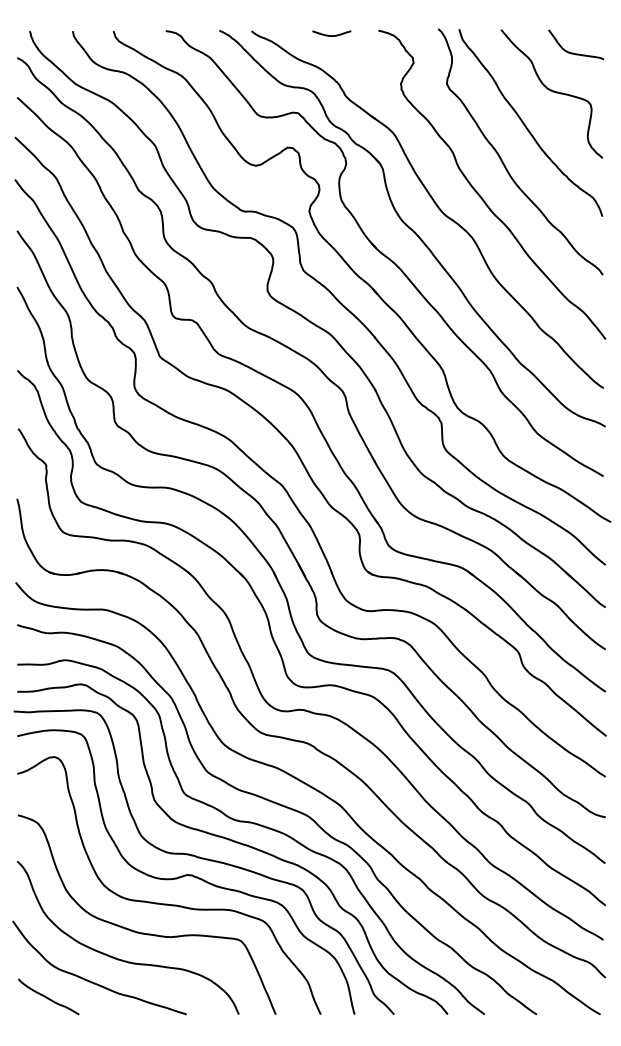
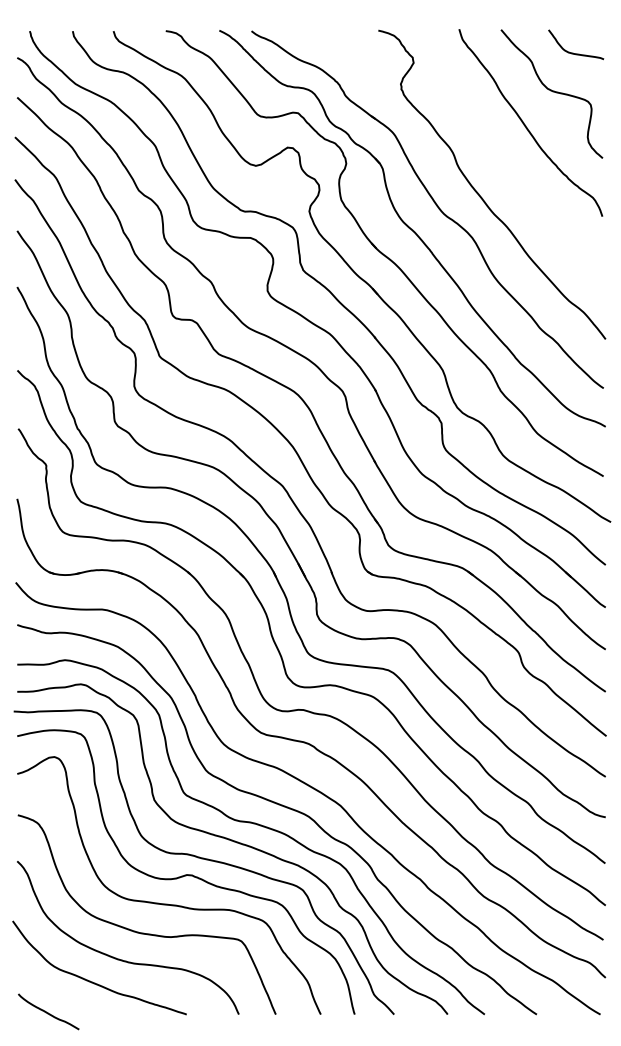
curve: present -> none (331, 35)
curve: present -> none (502, 159)
curve position: (48, 997) -> (48, 1012) (48, 1012)
